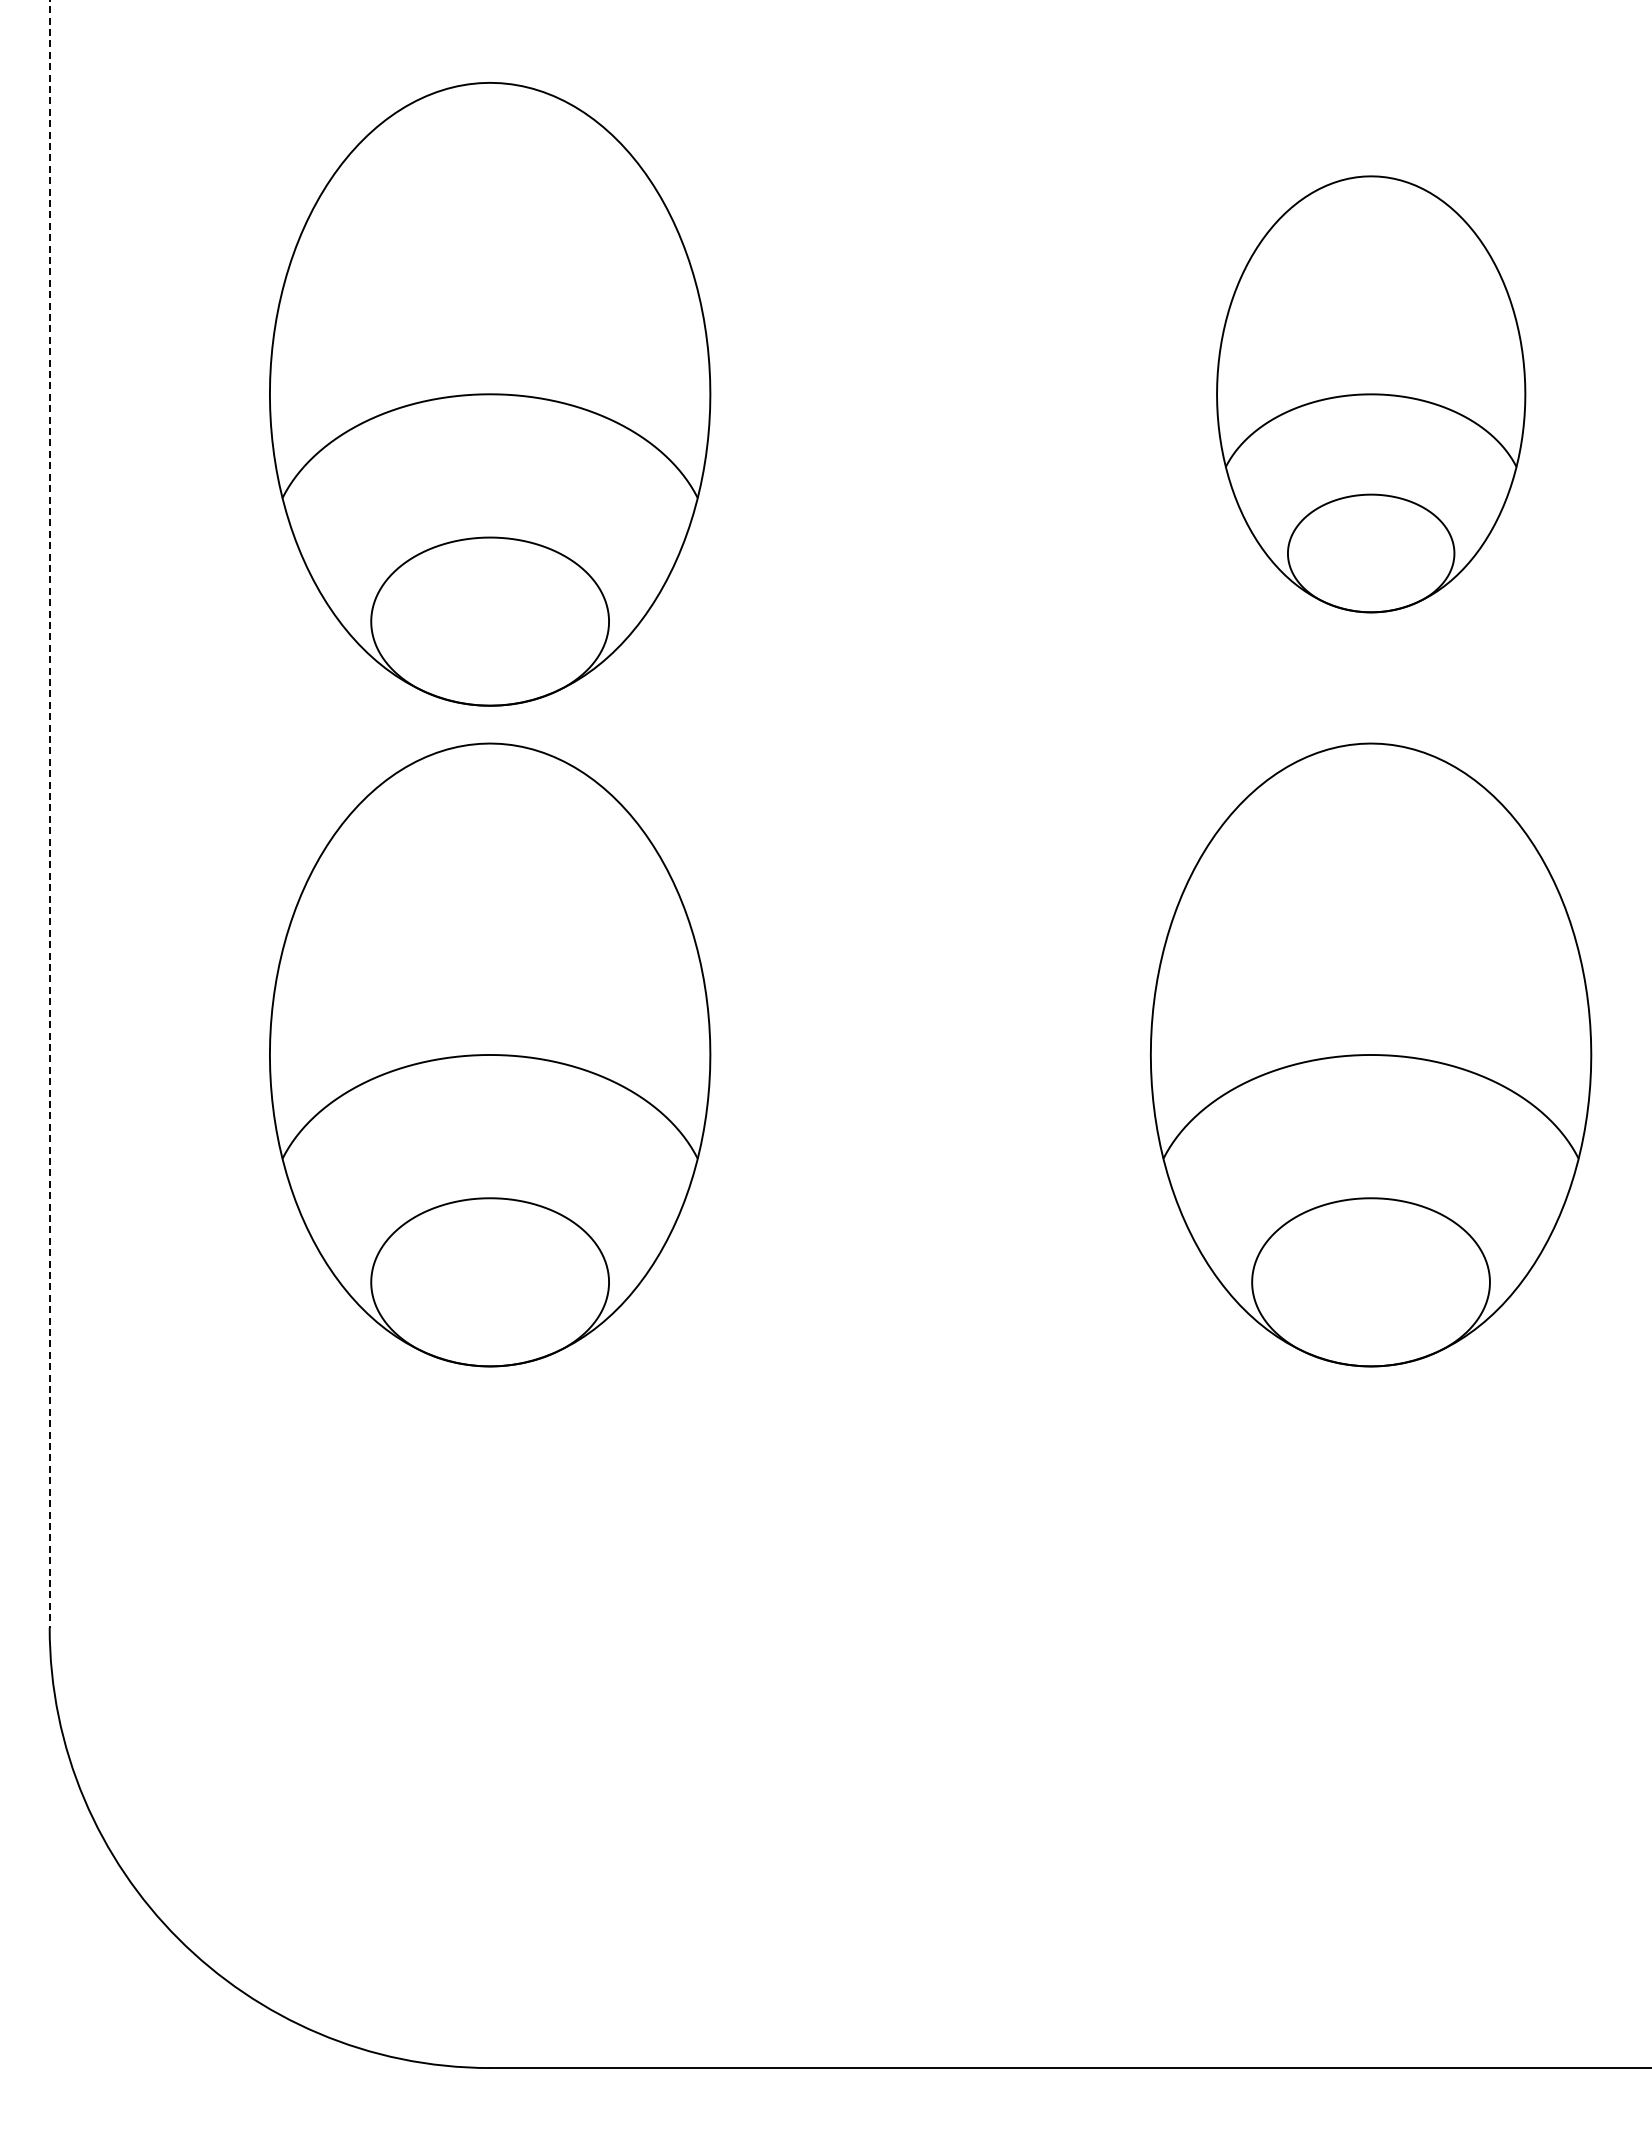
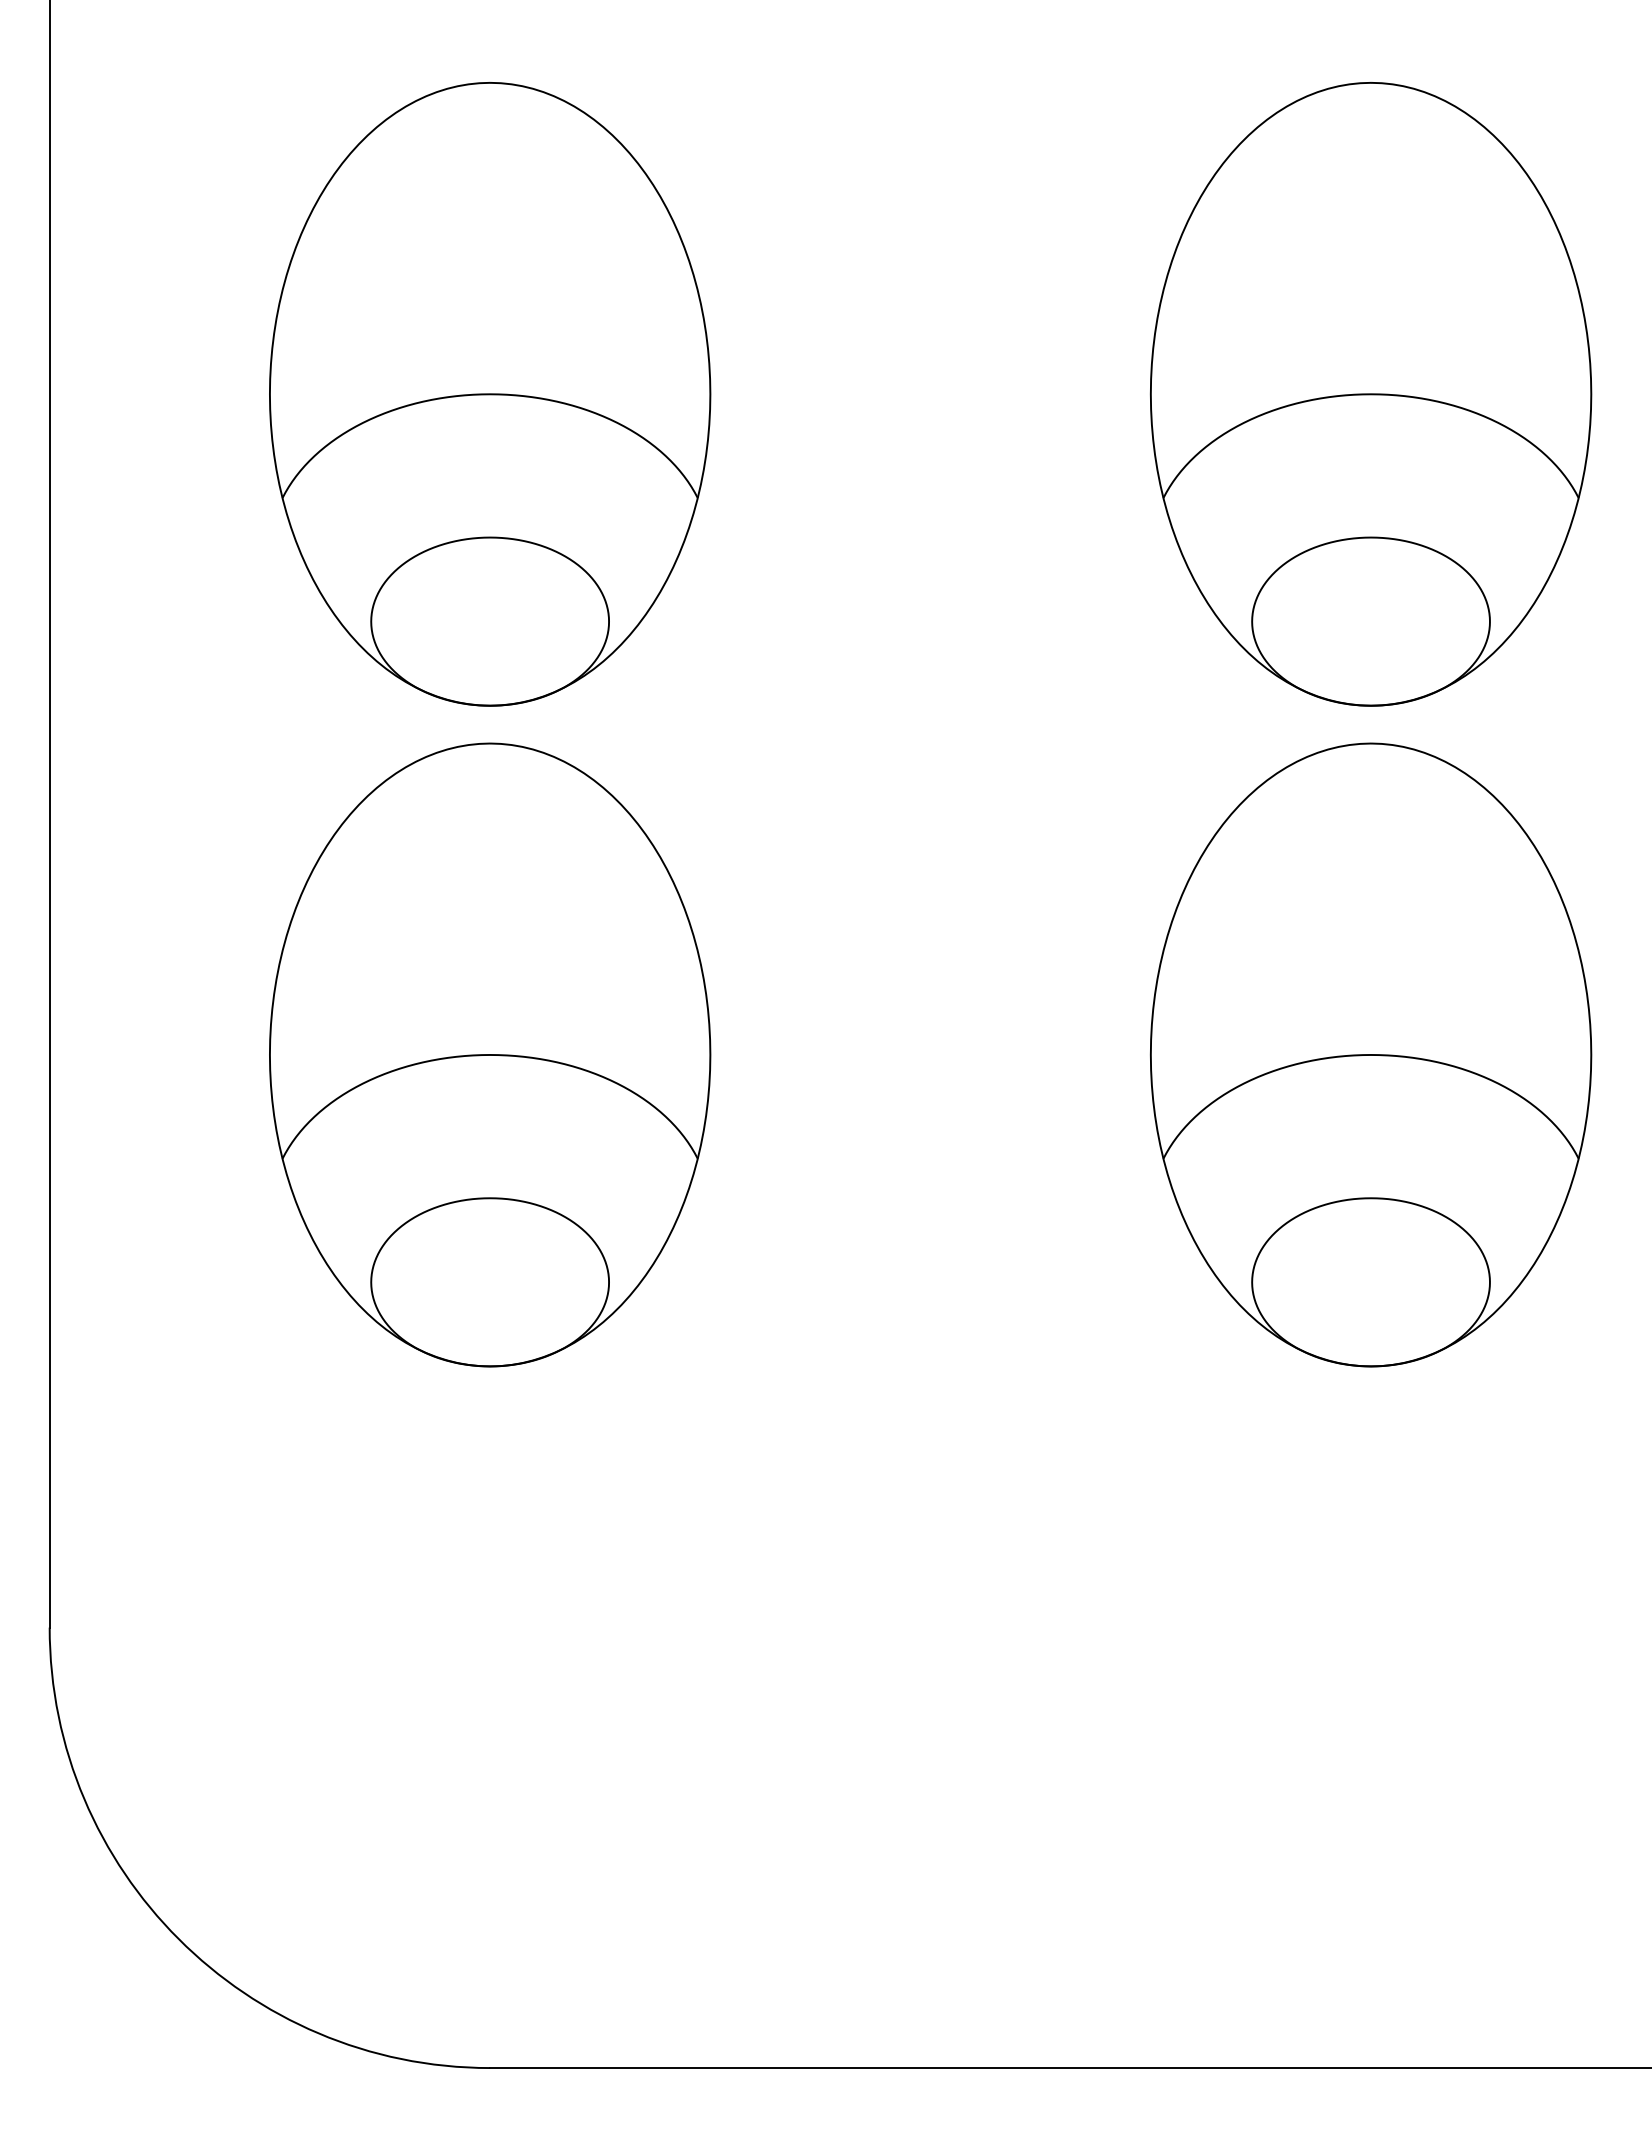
part size: 311x439 px -> 443x625 px (1371, 394)
line: dashed -> solid (49, 814)
